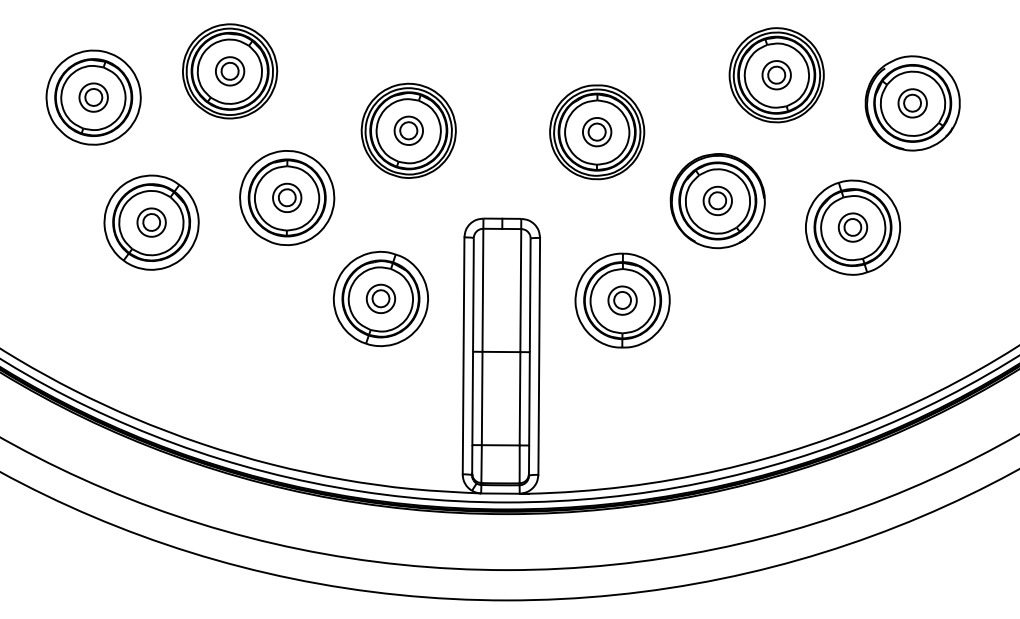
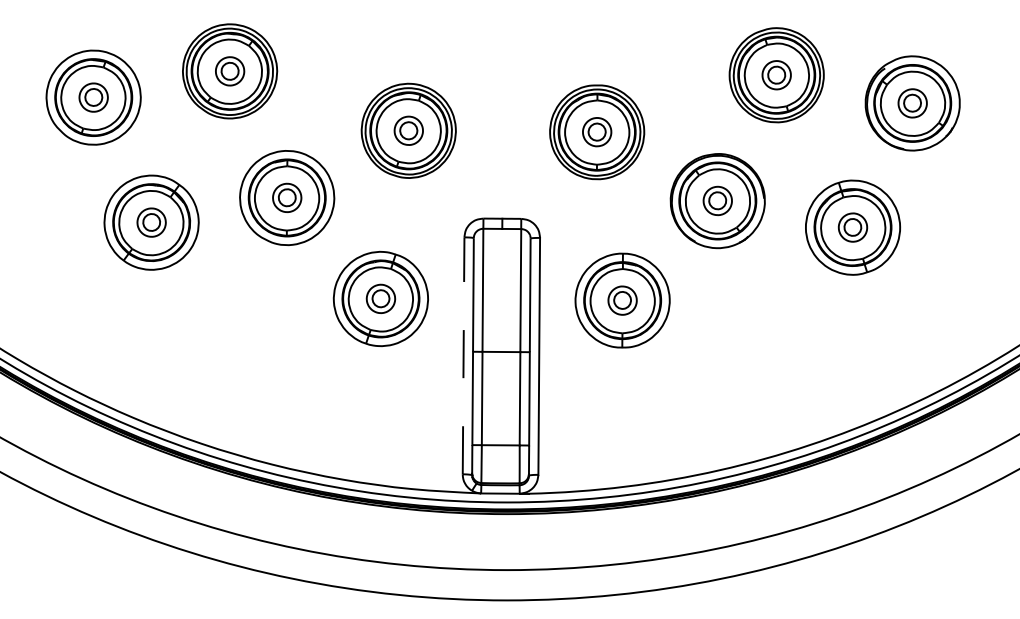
line: solid -> dashed (463, 355)
